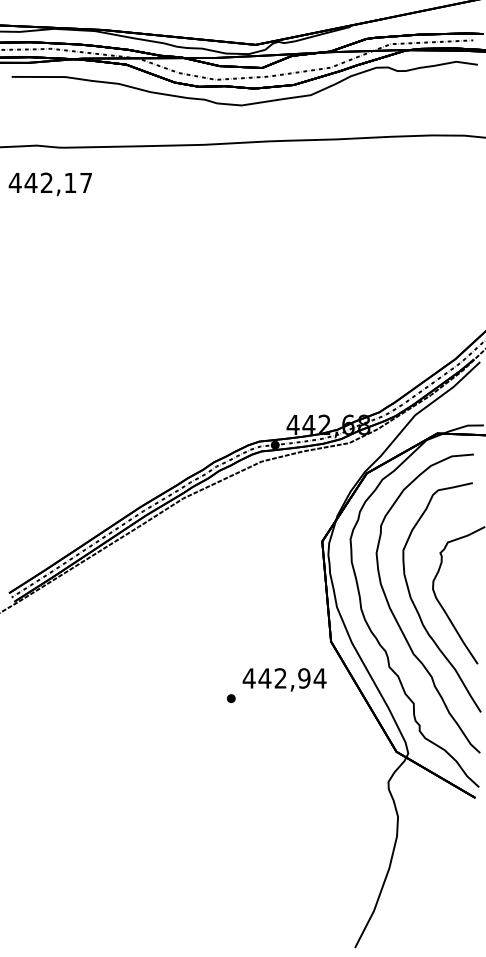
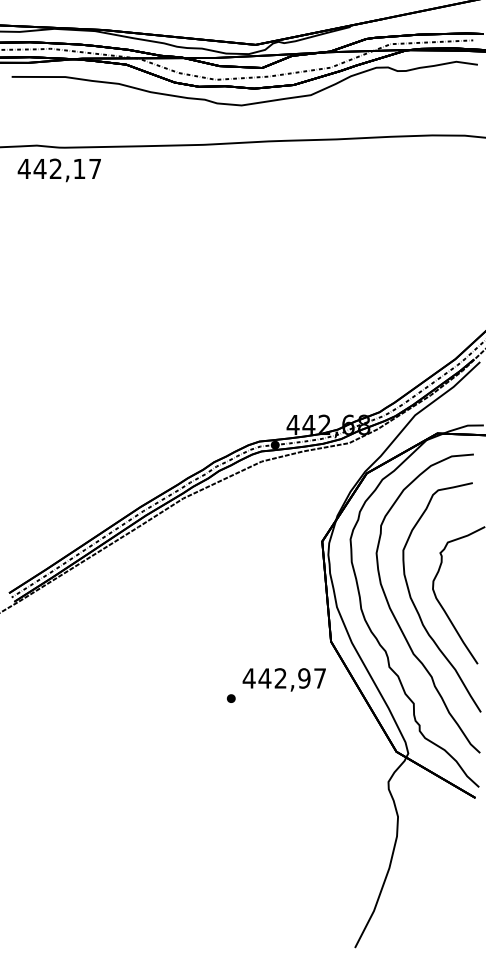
text position: (49, 184) -> (58, 170) (58, 170)
text: 442,94 -> 442,97 (319, 678)
